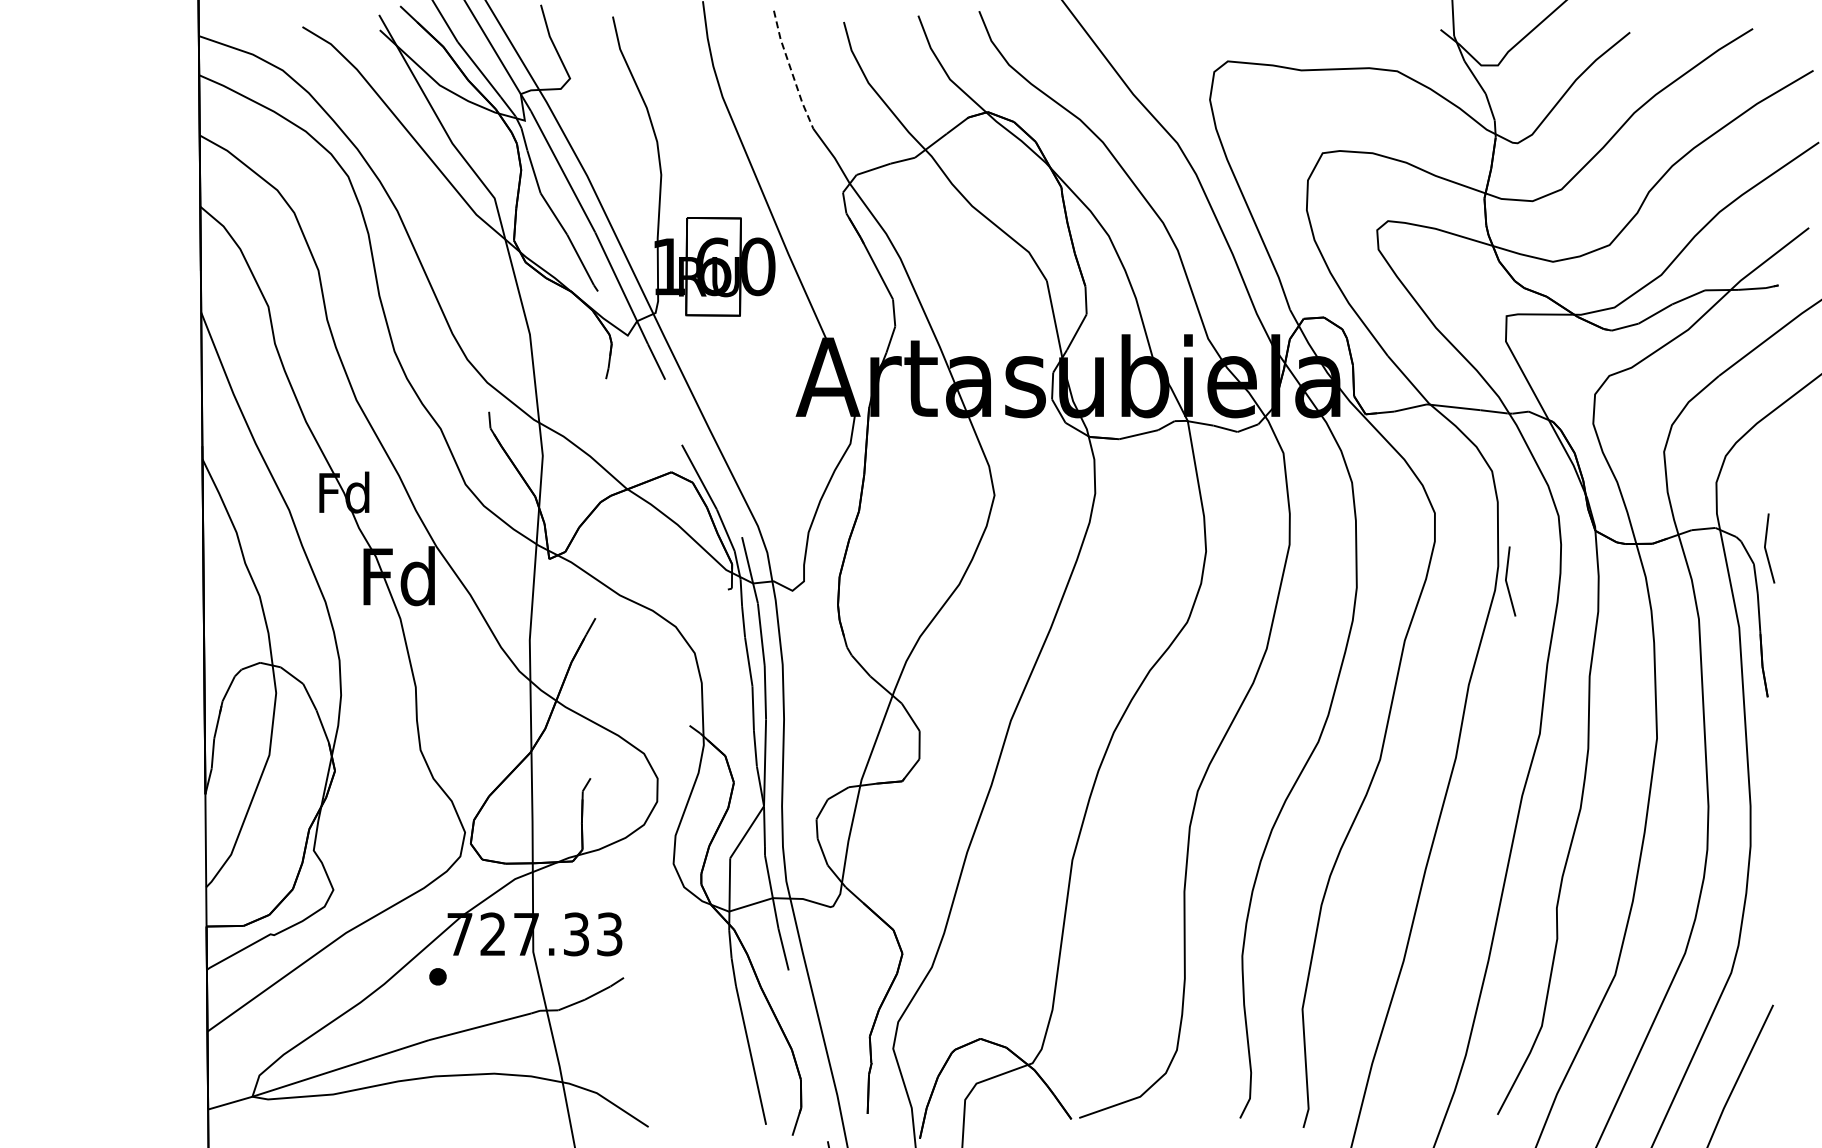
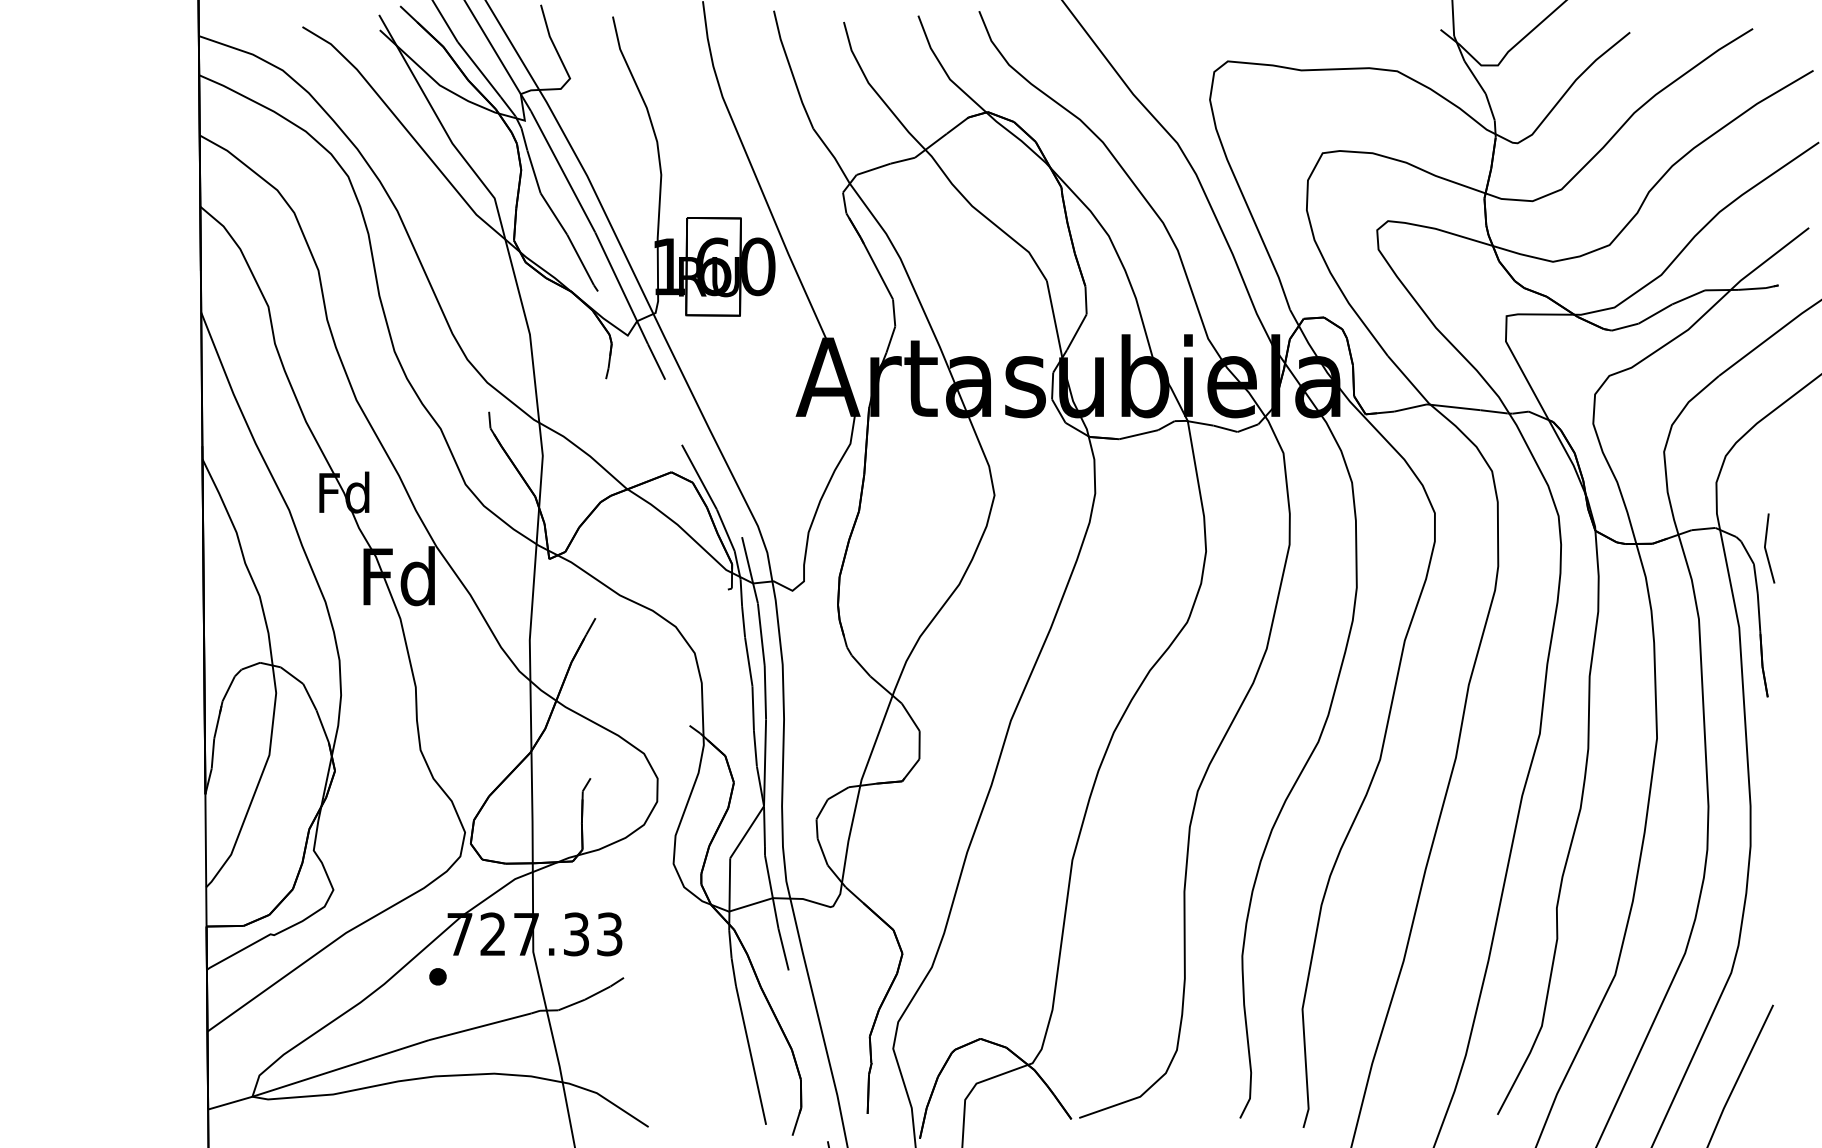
line: dashed -> solid (791, 70)
line: present -> none (1507, 581)
